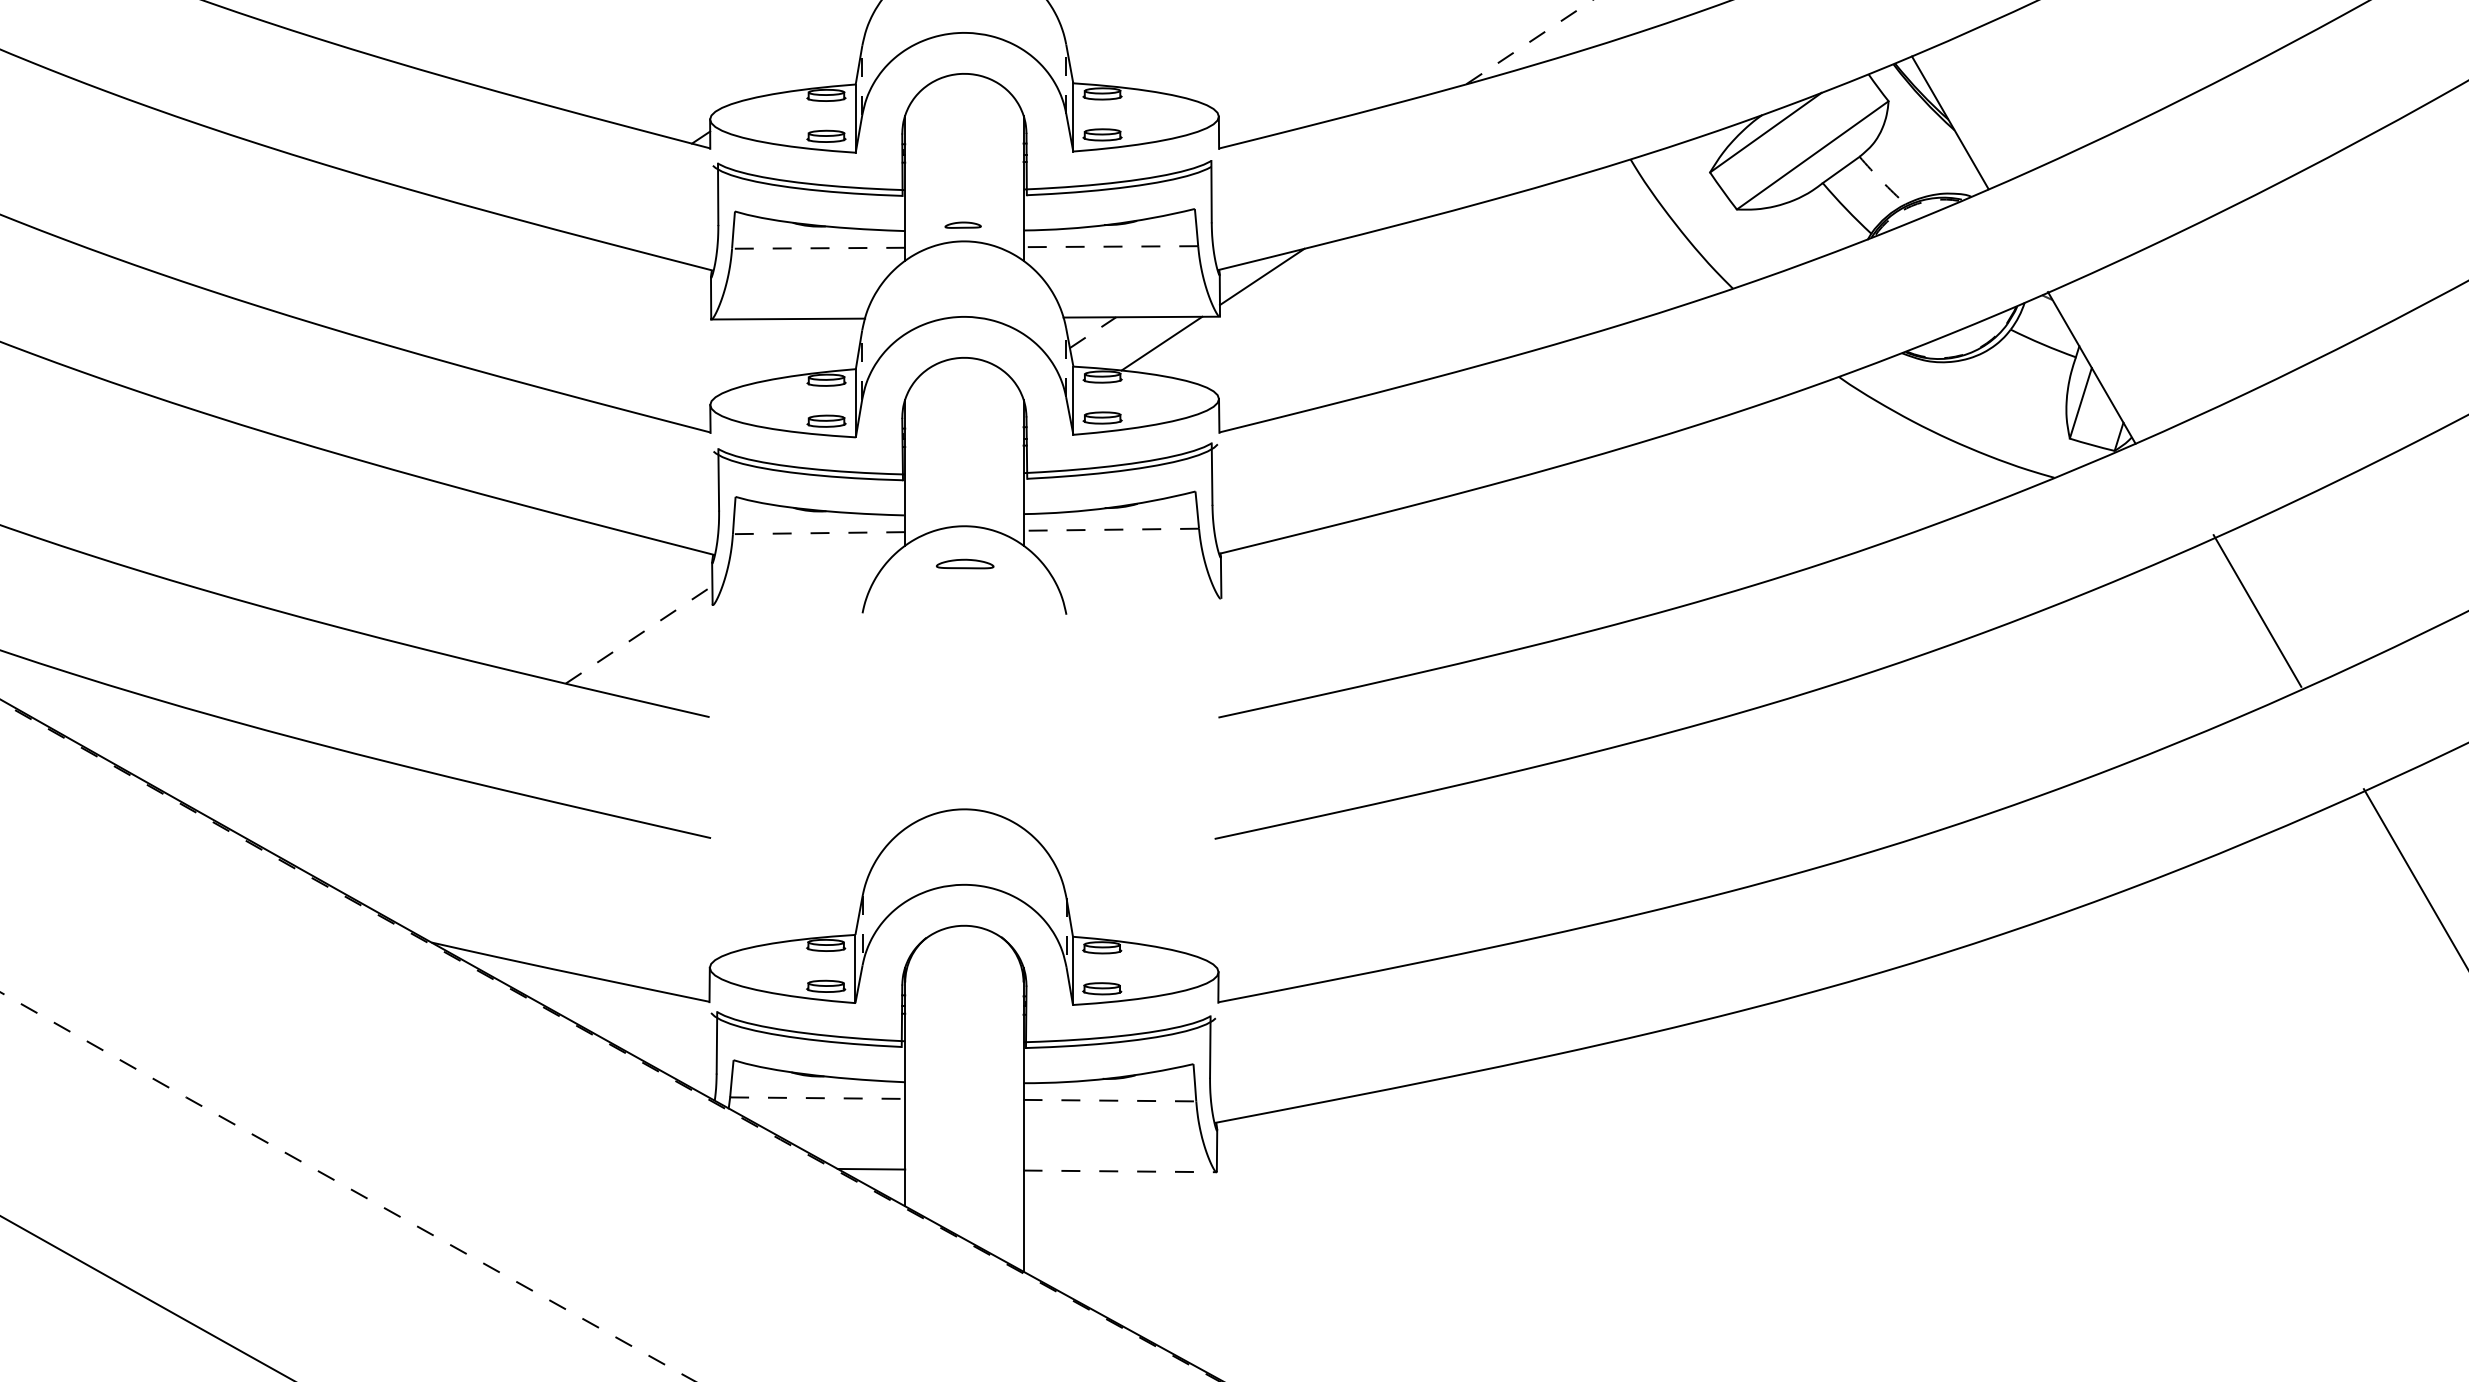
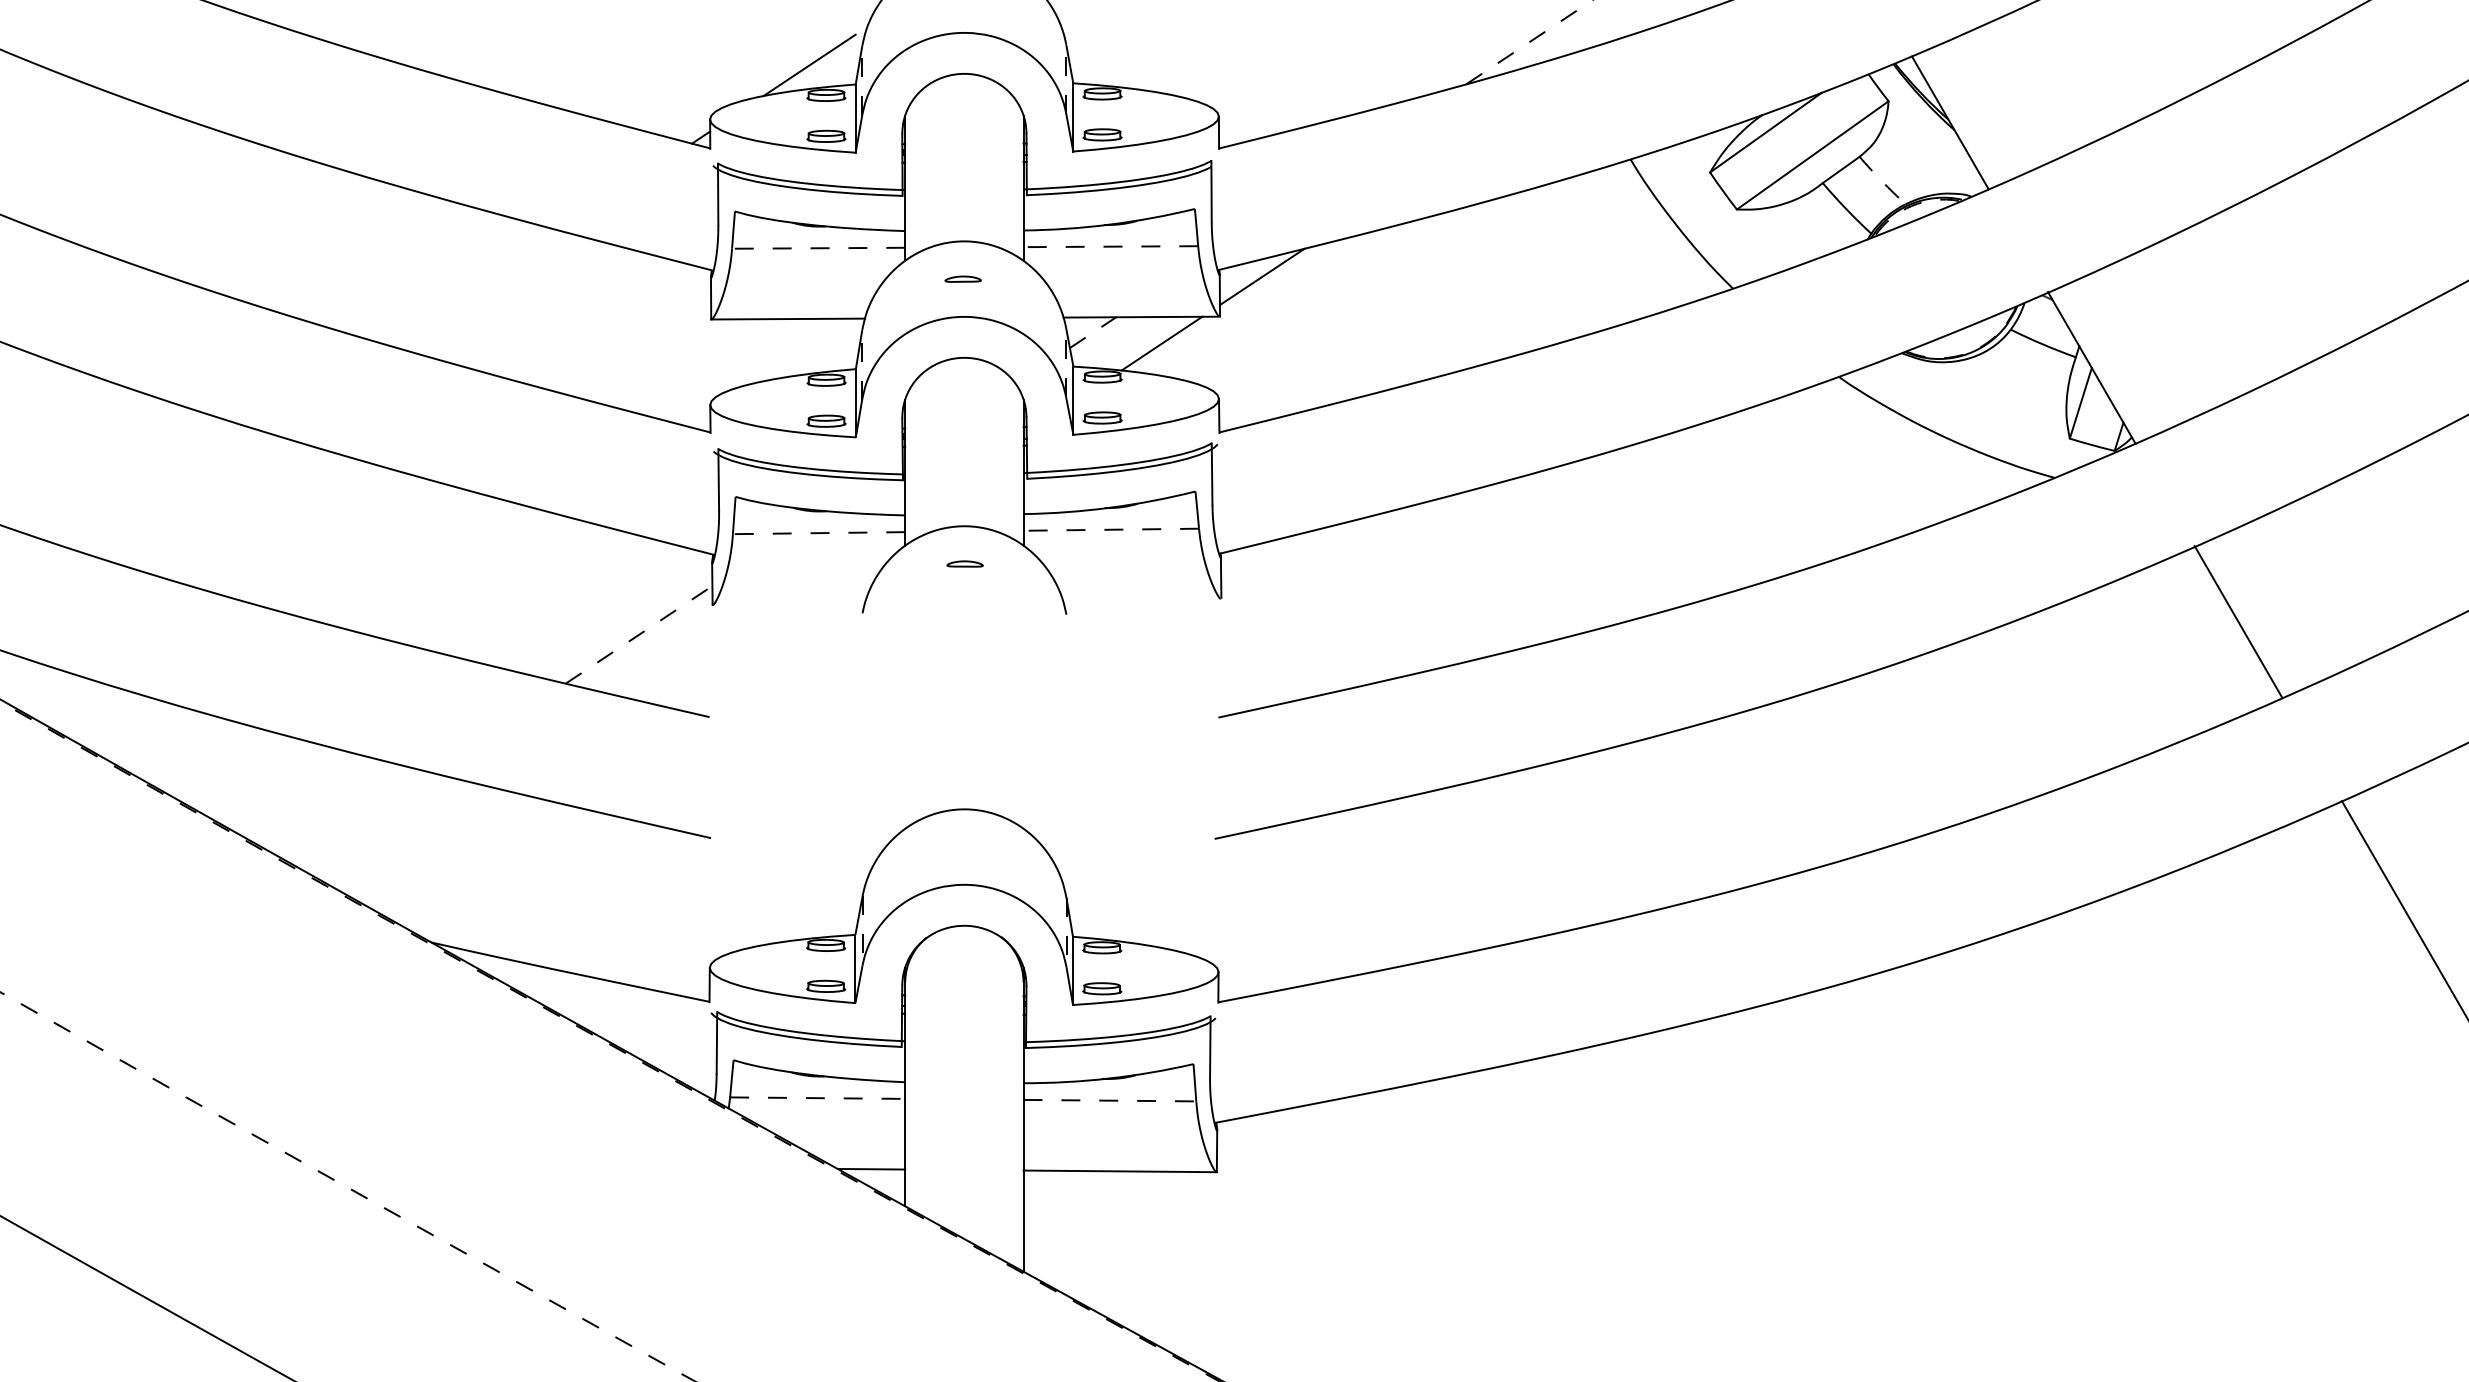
line: none -> present (809, 64)
part position: (962, 224) -> (962, 278) (962, 278)
part size: 59x12 px -> 38x8 px (964, 563)
line position: (2257, 610) -> (2238, 621) (2238, 621)
line position: (2414, 877) -> (2403, 908) (2403, 908)
line: dashed -> solid (1120, 1171)
